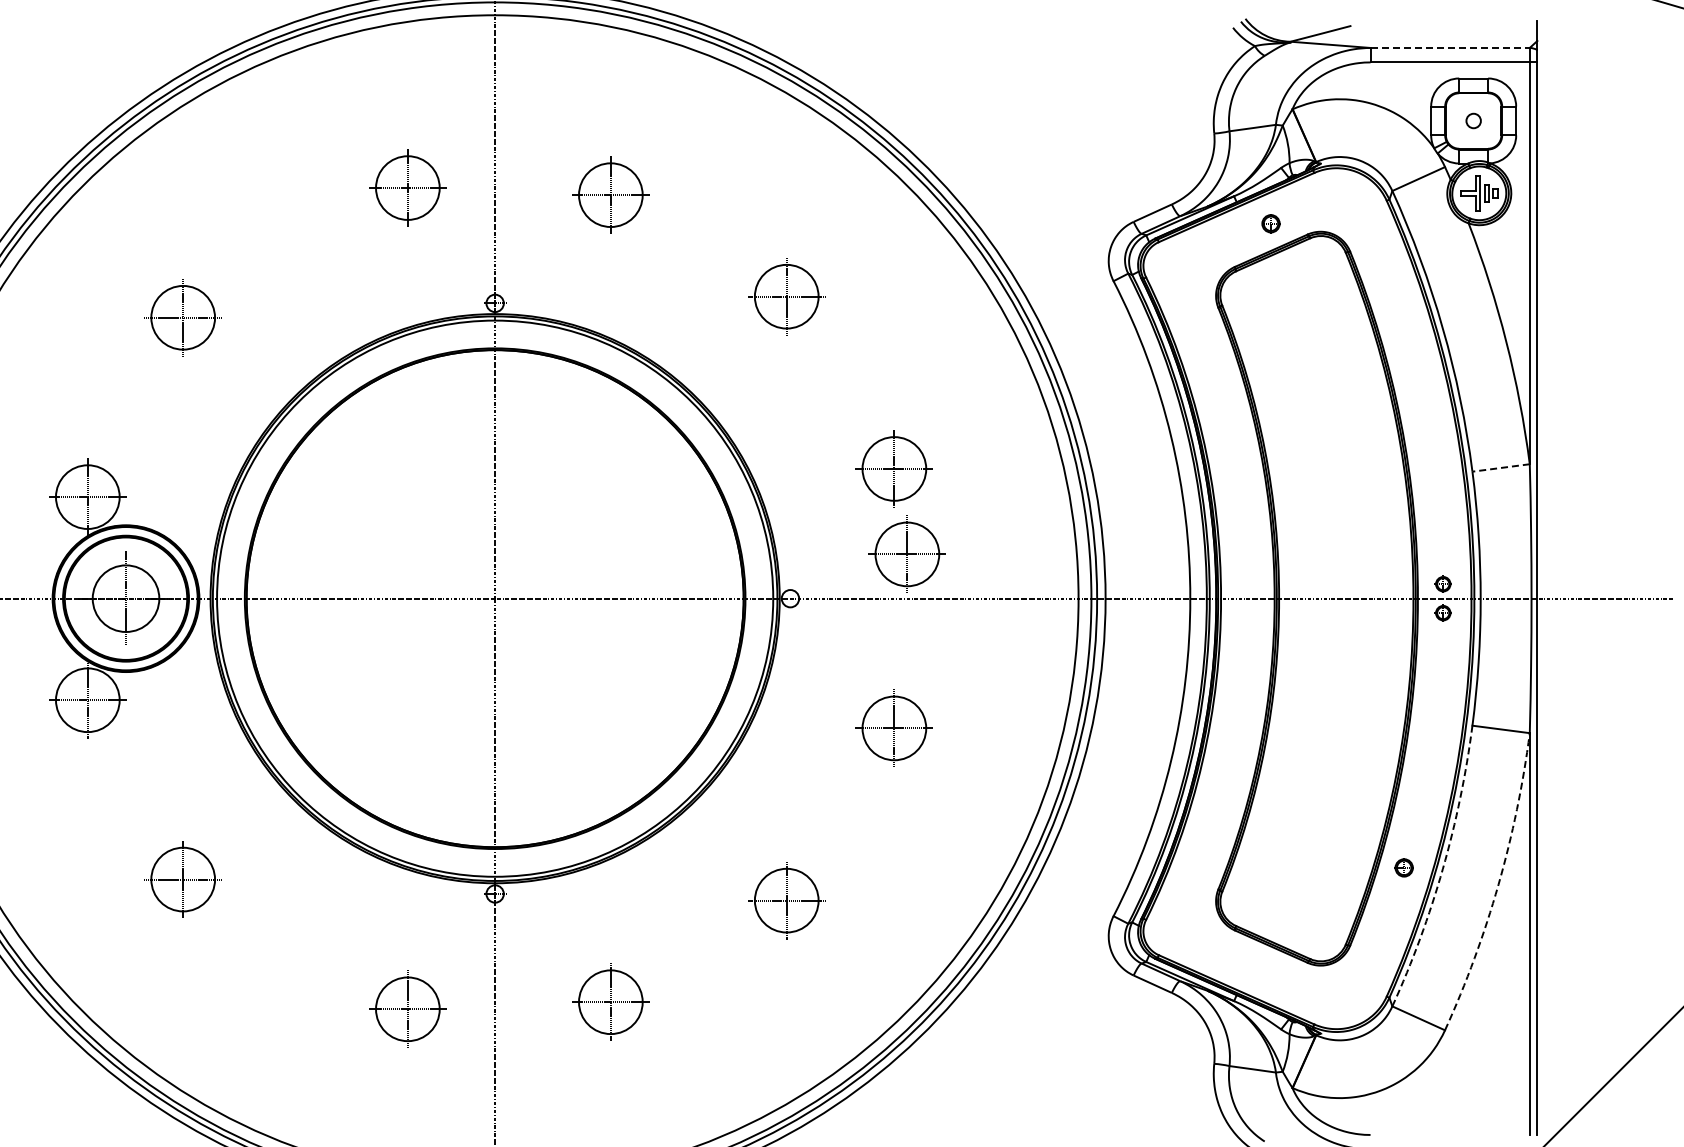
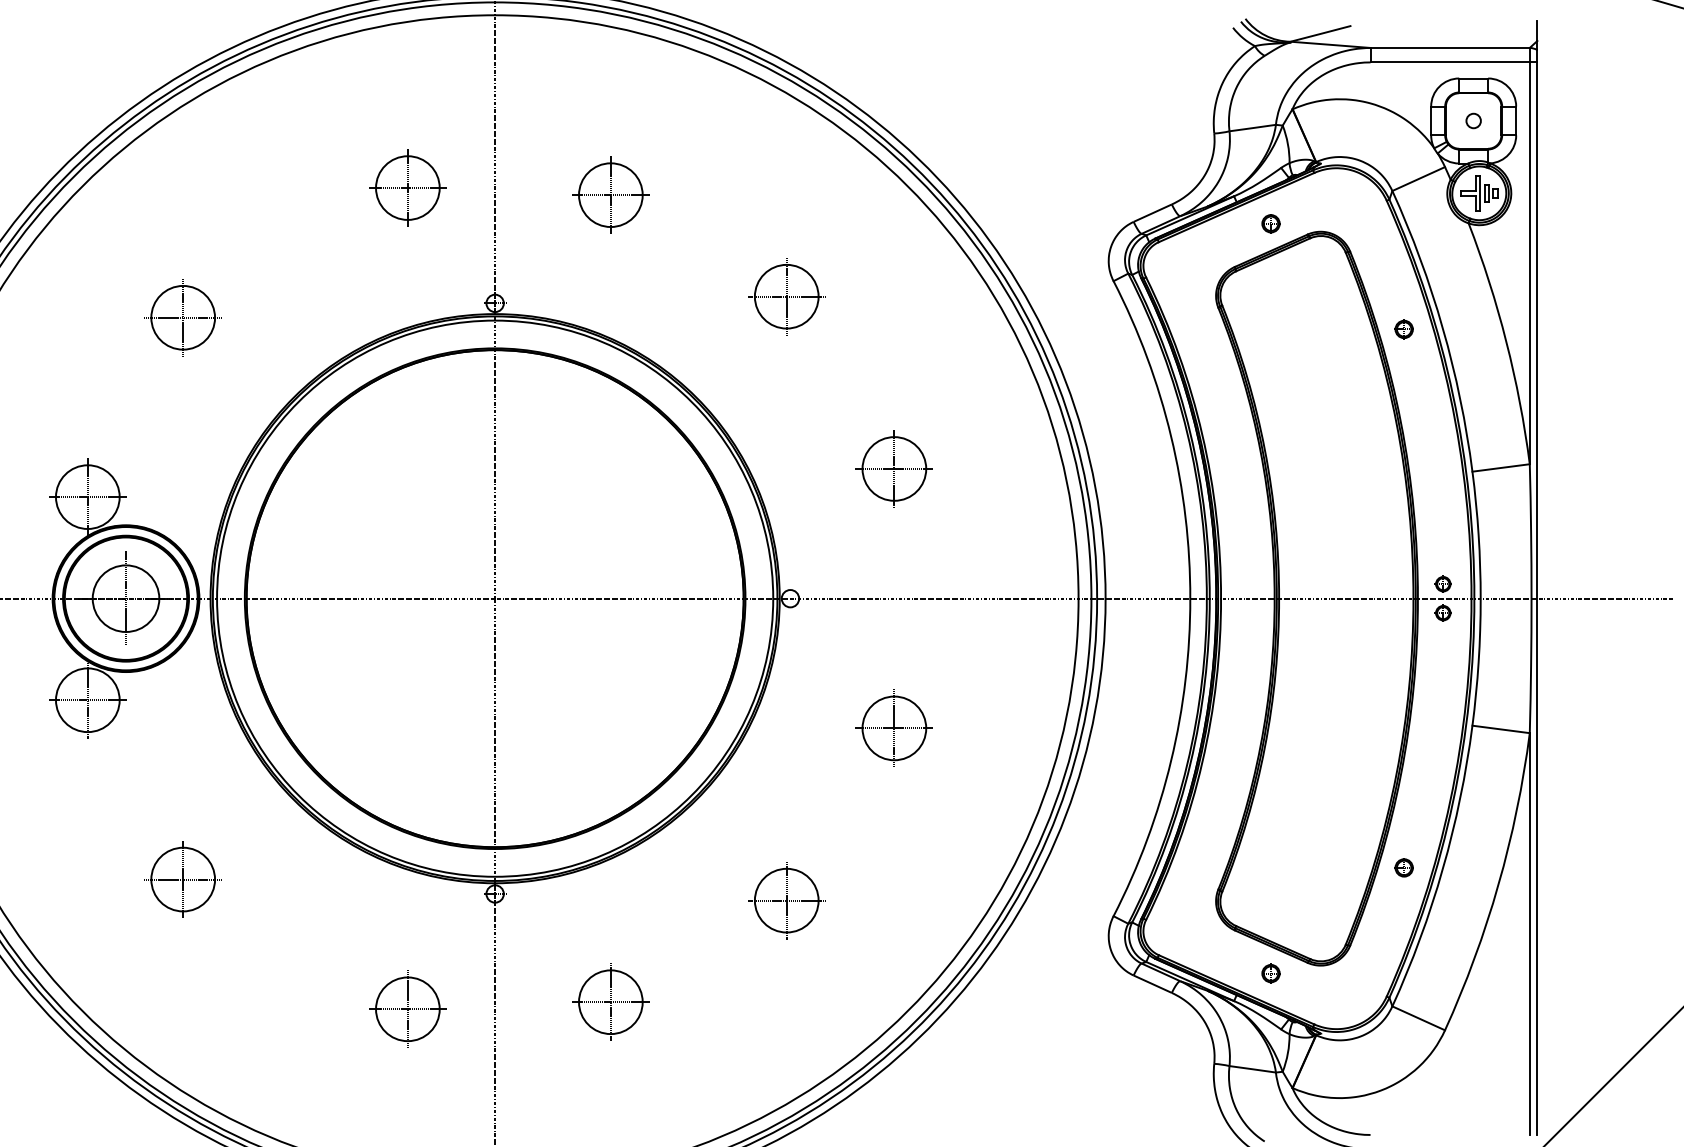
line: dashed -> solid (1450, 47)
part: none -> present (1403, 329)
line: dashed -> solid (1501, 467)
part: present -> none (906, 553)
arc: dashed -> solid (1442, 869)
arc: dashed -> solid (1498, 884)
part: none -> present (1270, 973)
